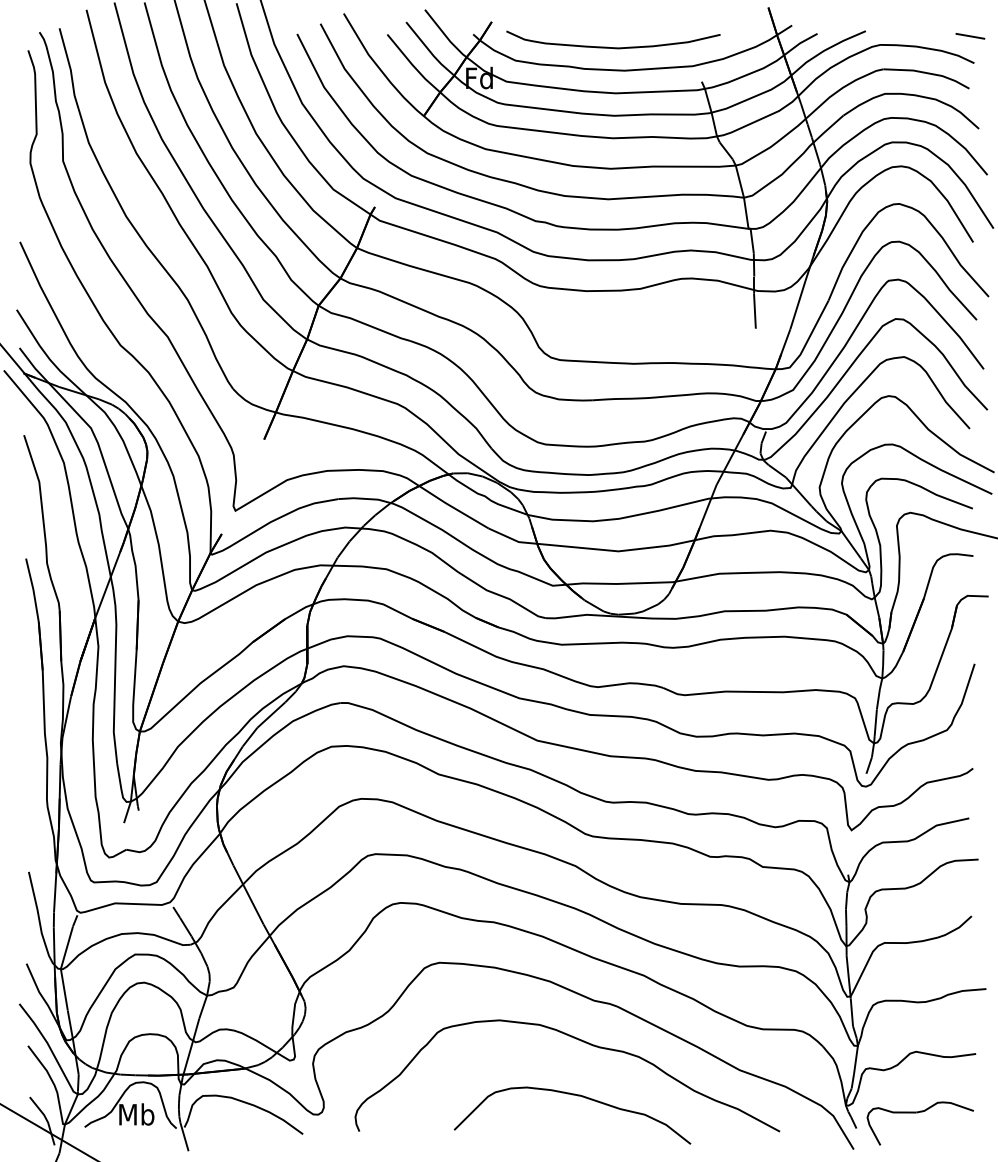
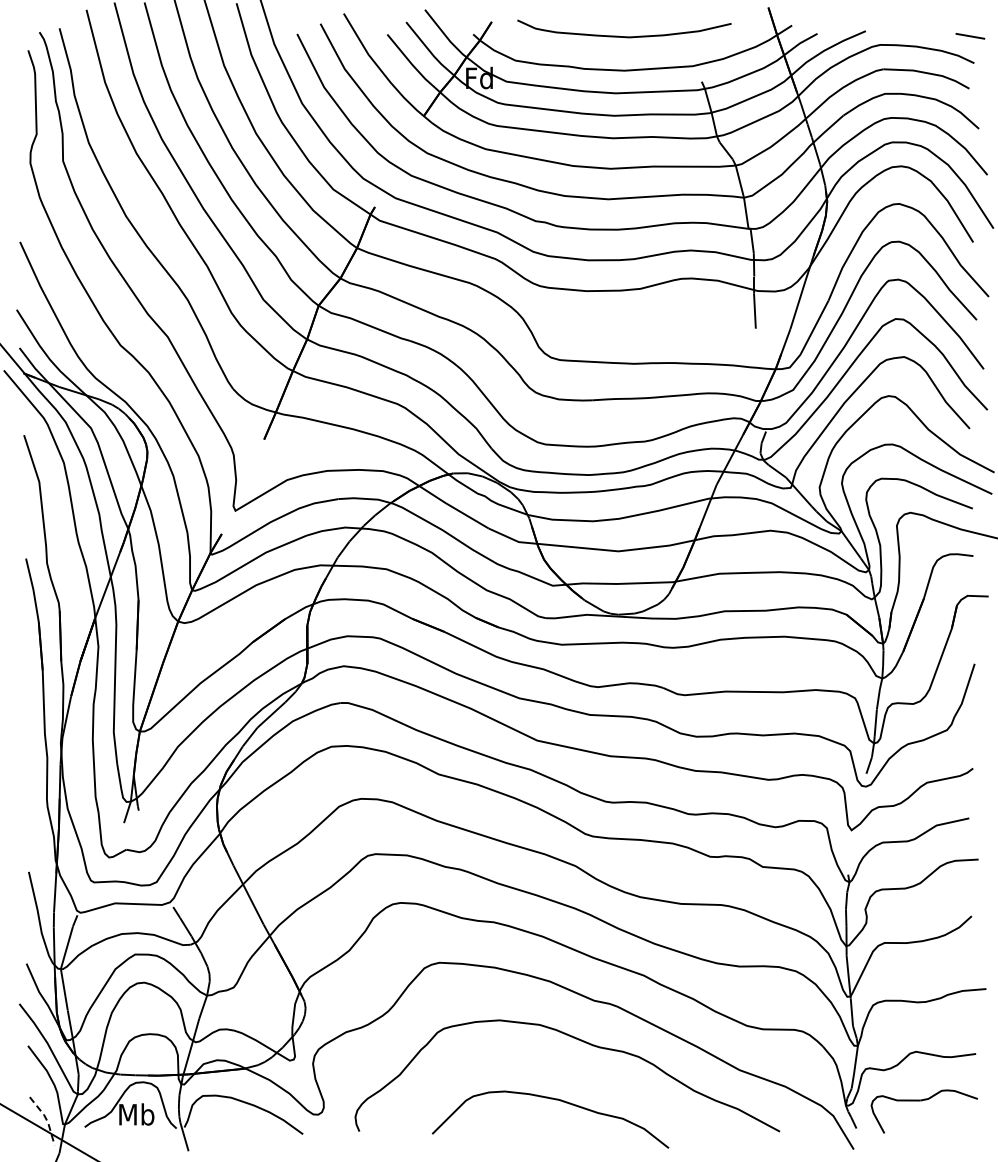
curve position: (613, 47) -> (624, 36) (624, 36)
curve position: (577, 1096) -> (555, 1100) (555, 1100)
part position: (918, 1113) -> (922, 1101) (922, 1101)
line: solid -> dashed (46, 1119)
